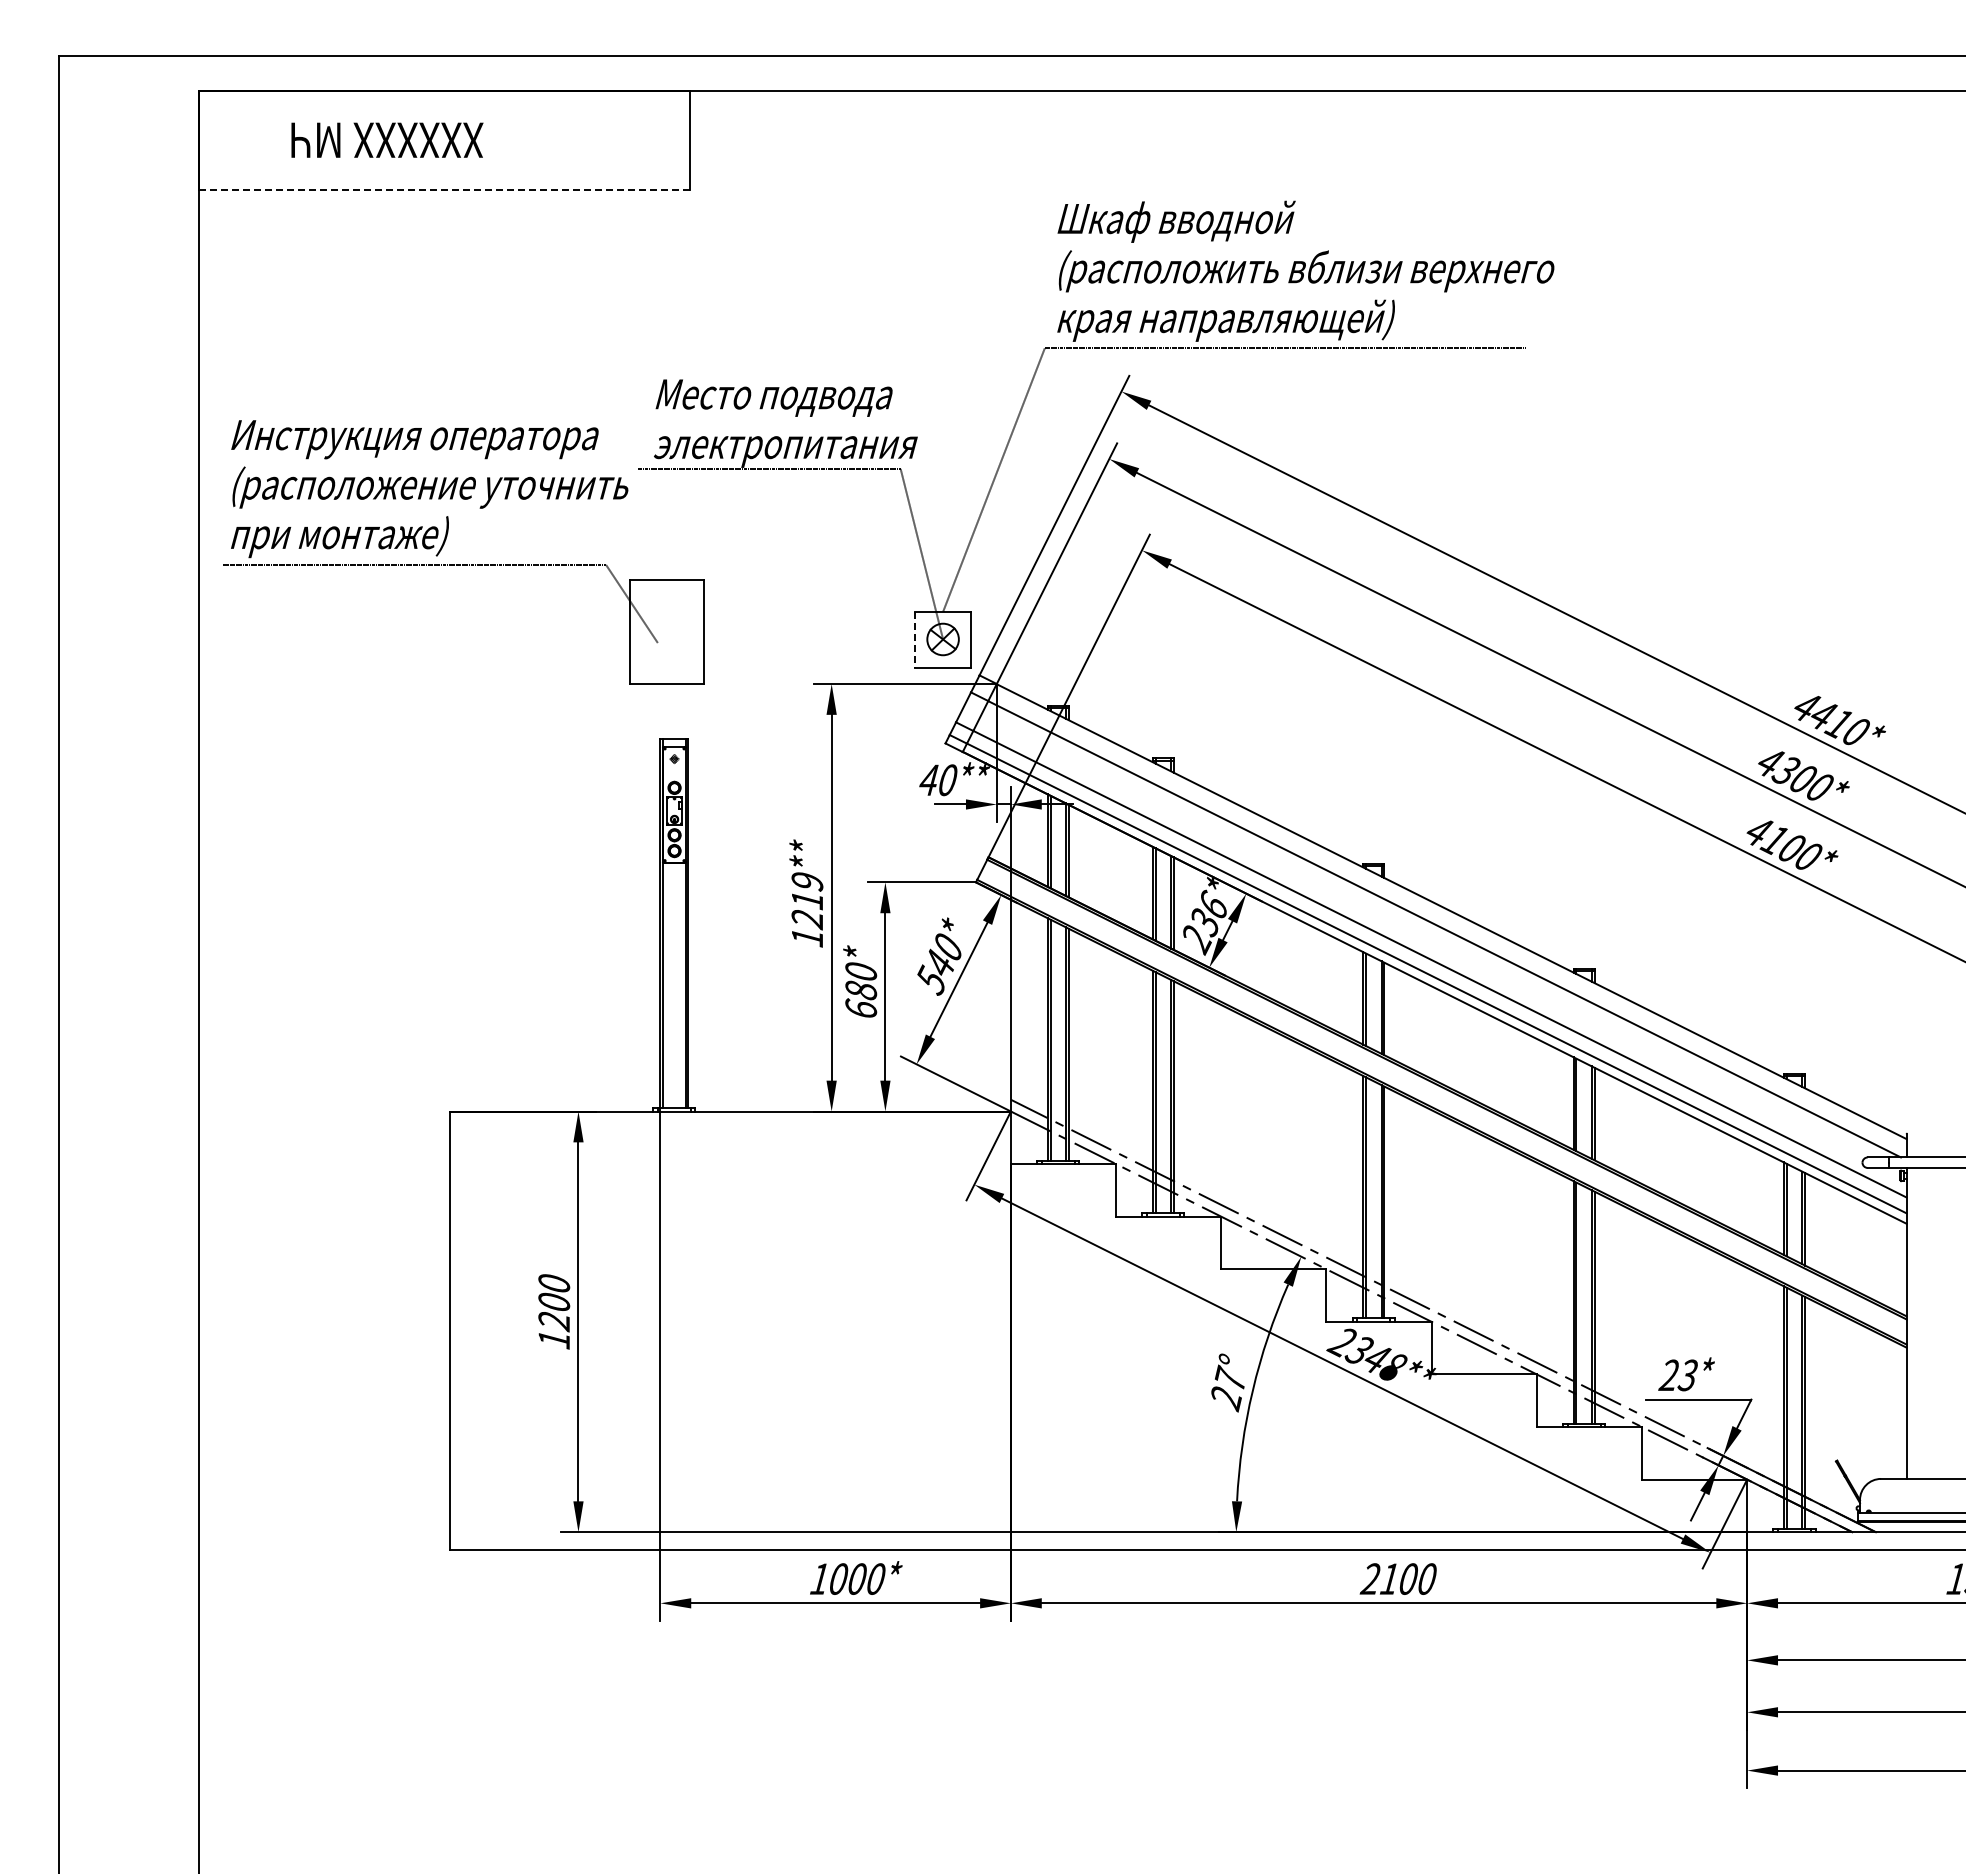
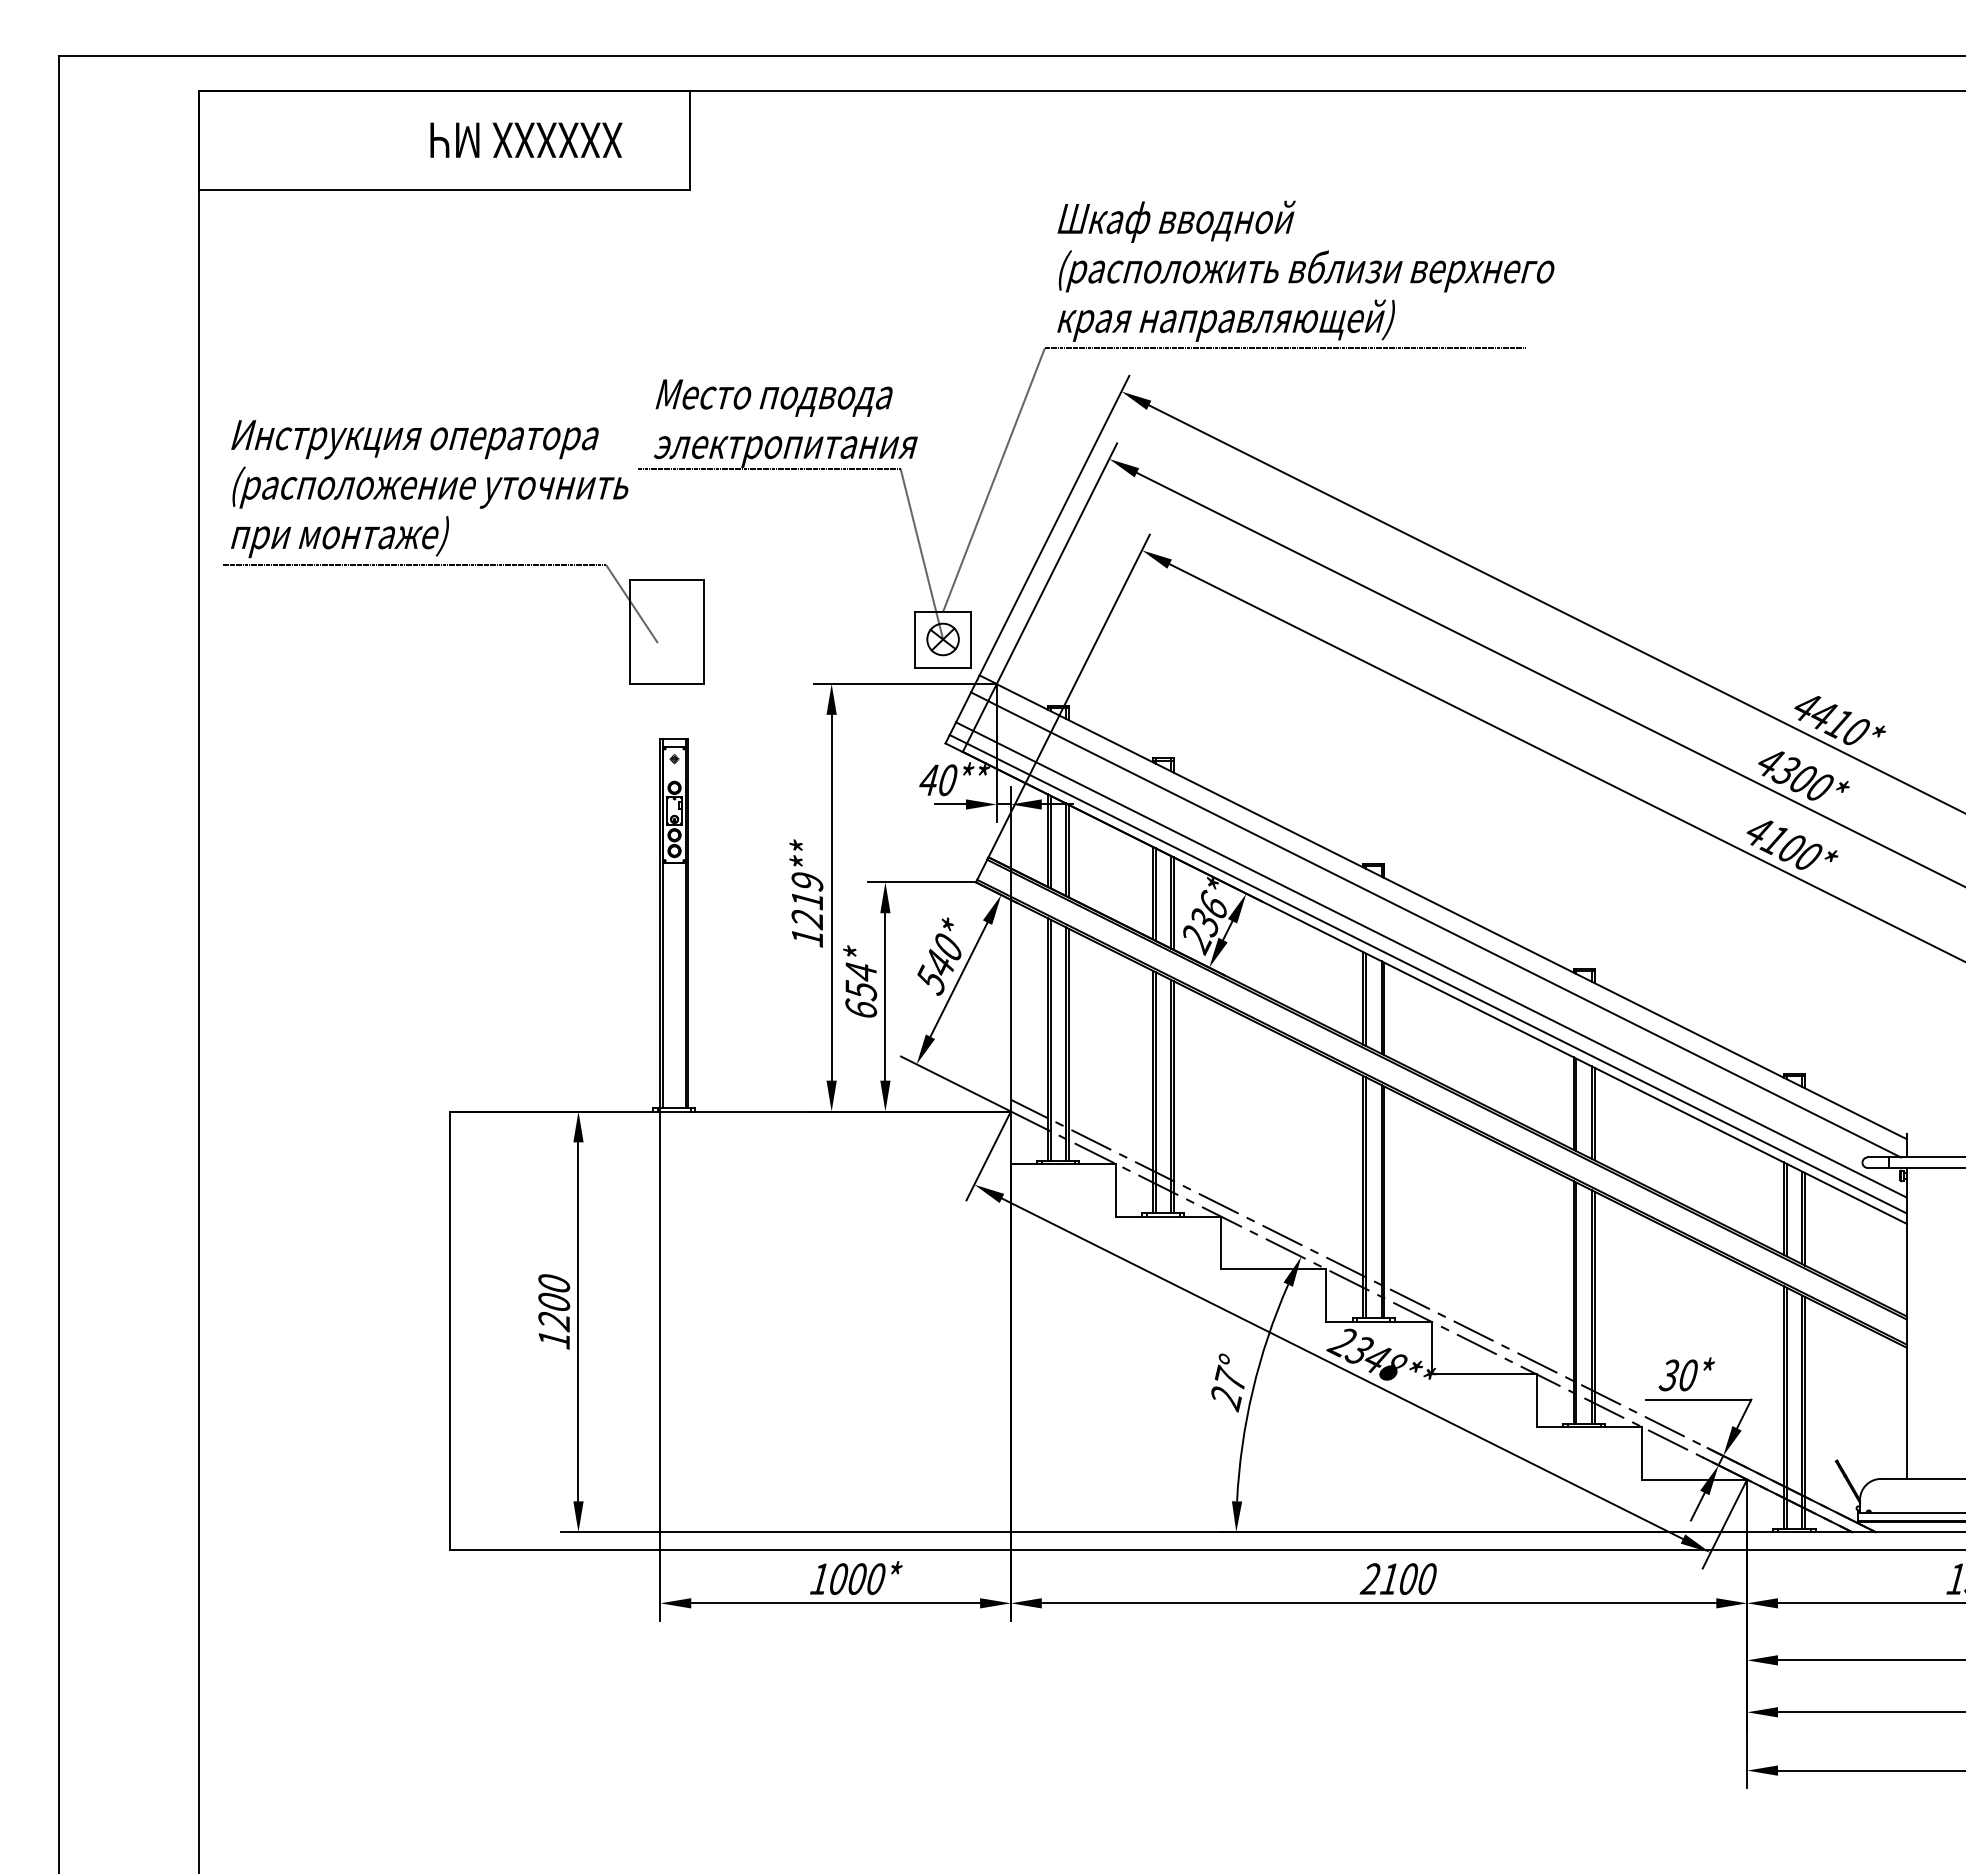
text position: (387, 139) -> (526, 139) (526, 139)
line: dashed -> solid (445, 189)
line: dashed -> solid (915, 640)
text: 680* -> 654* (861, 981)
text: 23* -> 30* (1677, 1375)
